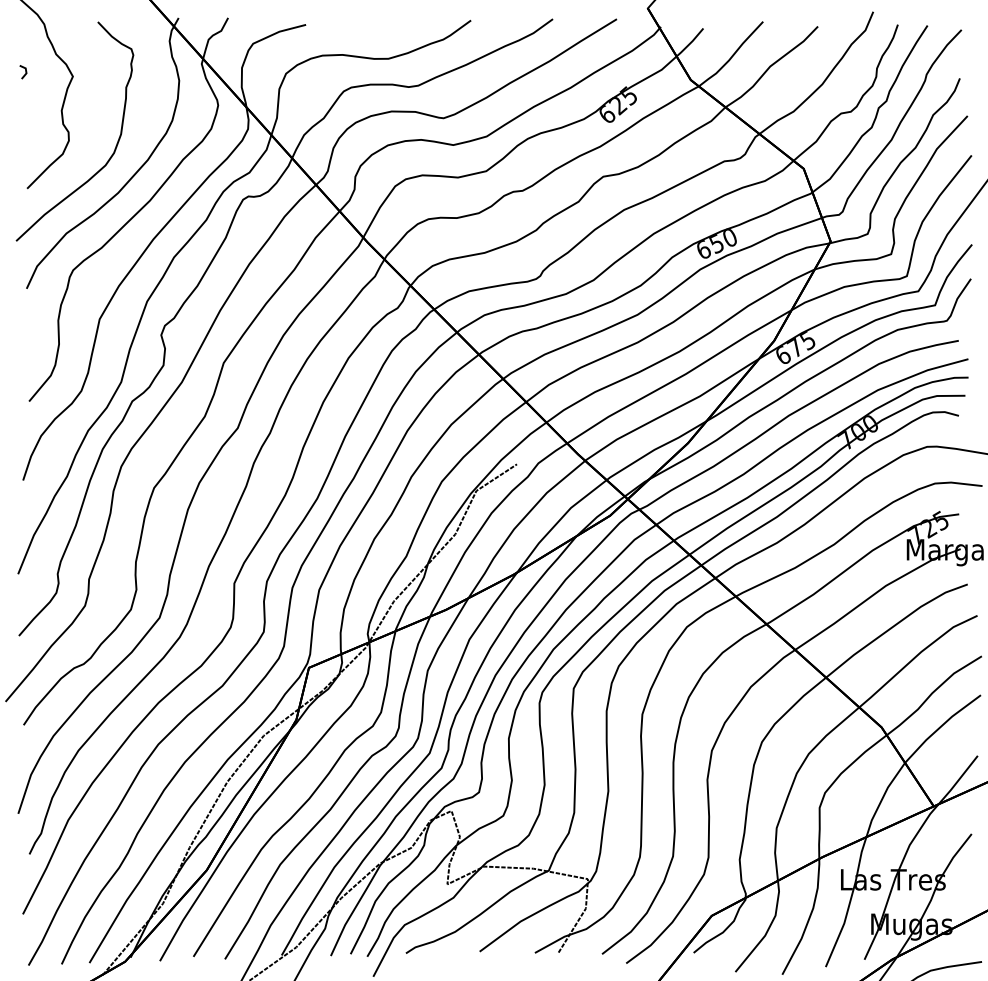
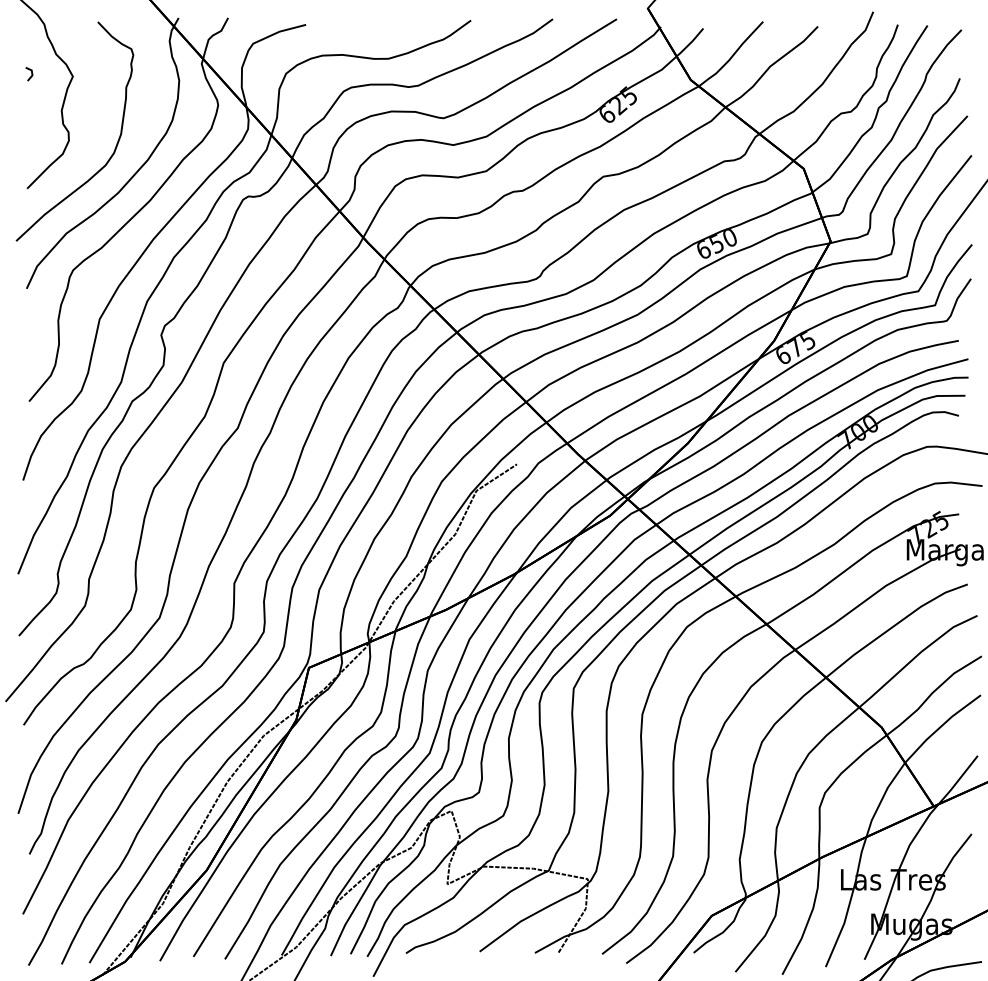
line position: (25, 72) -> (31, 74) (31, 74)
